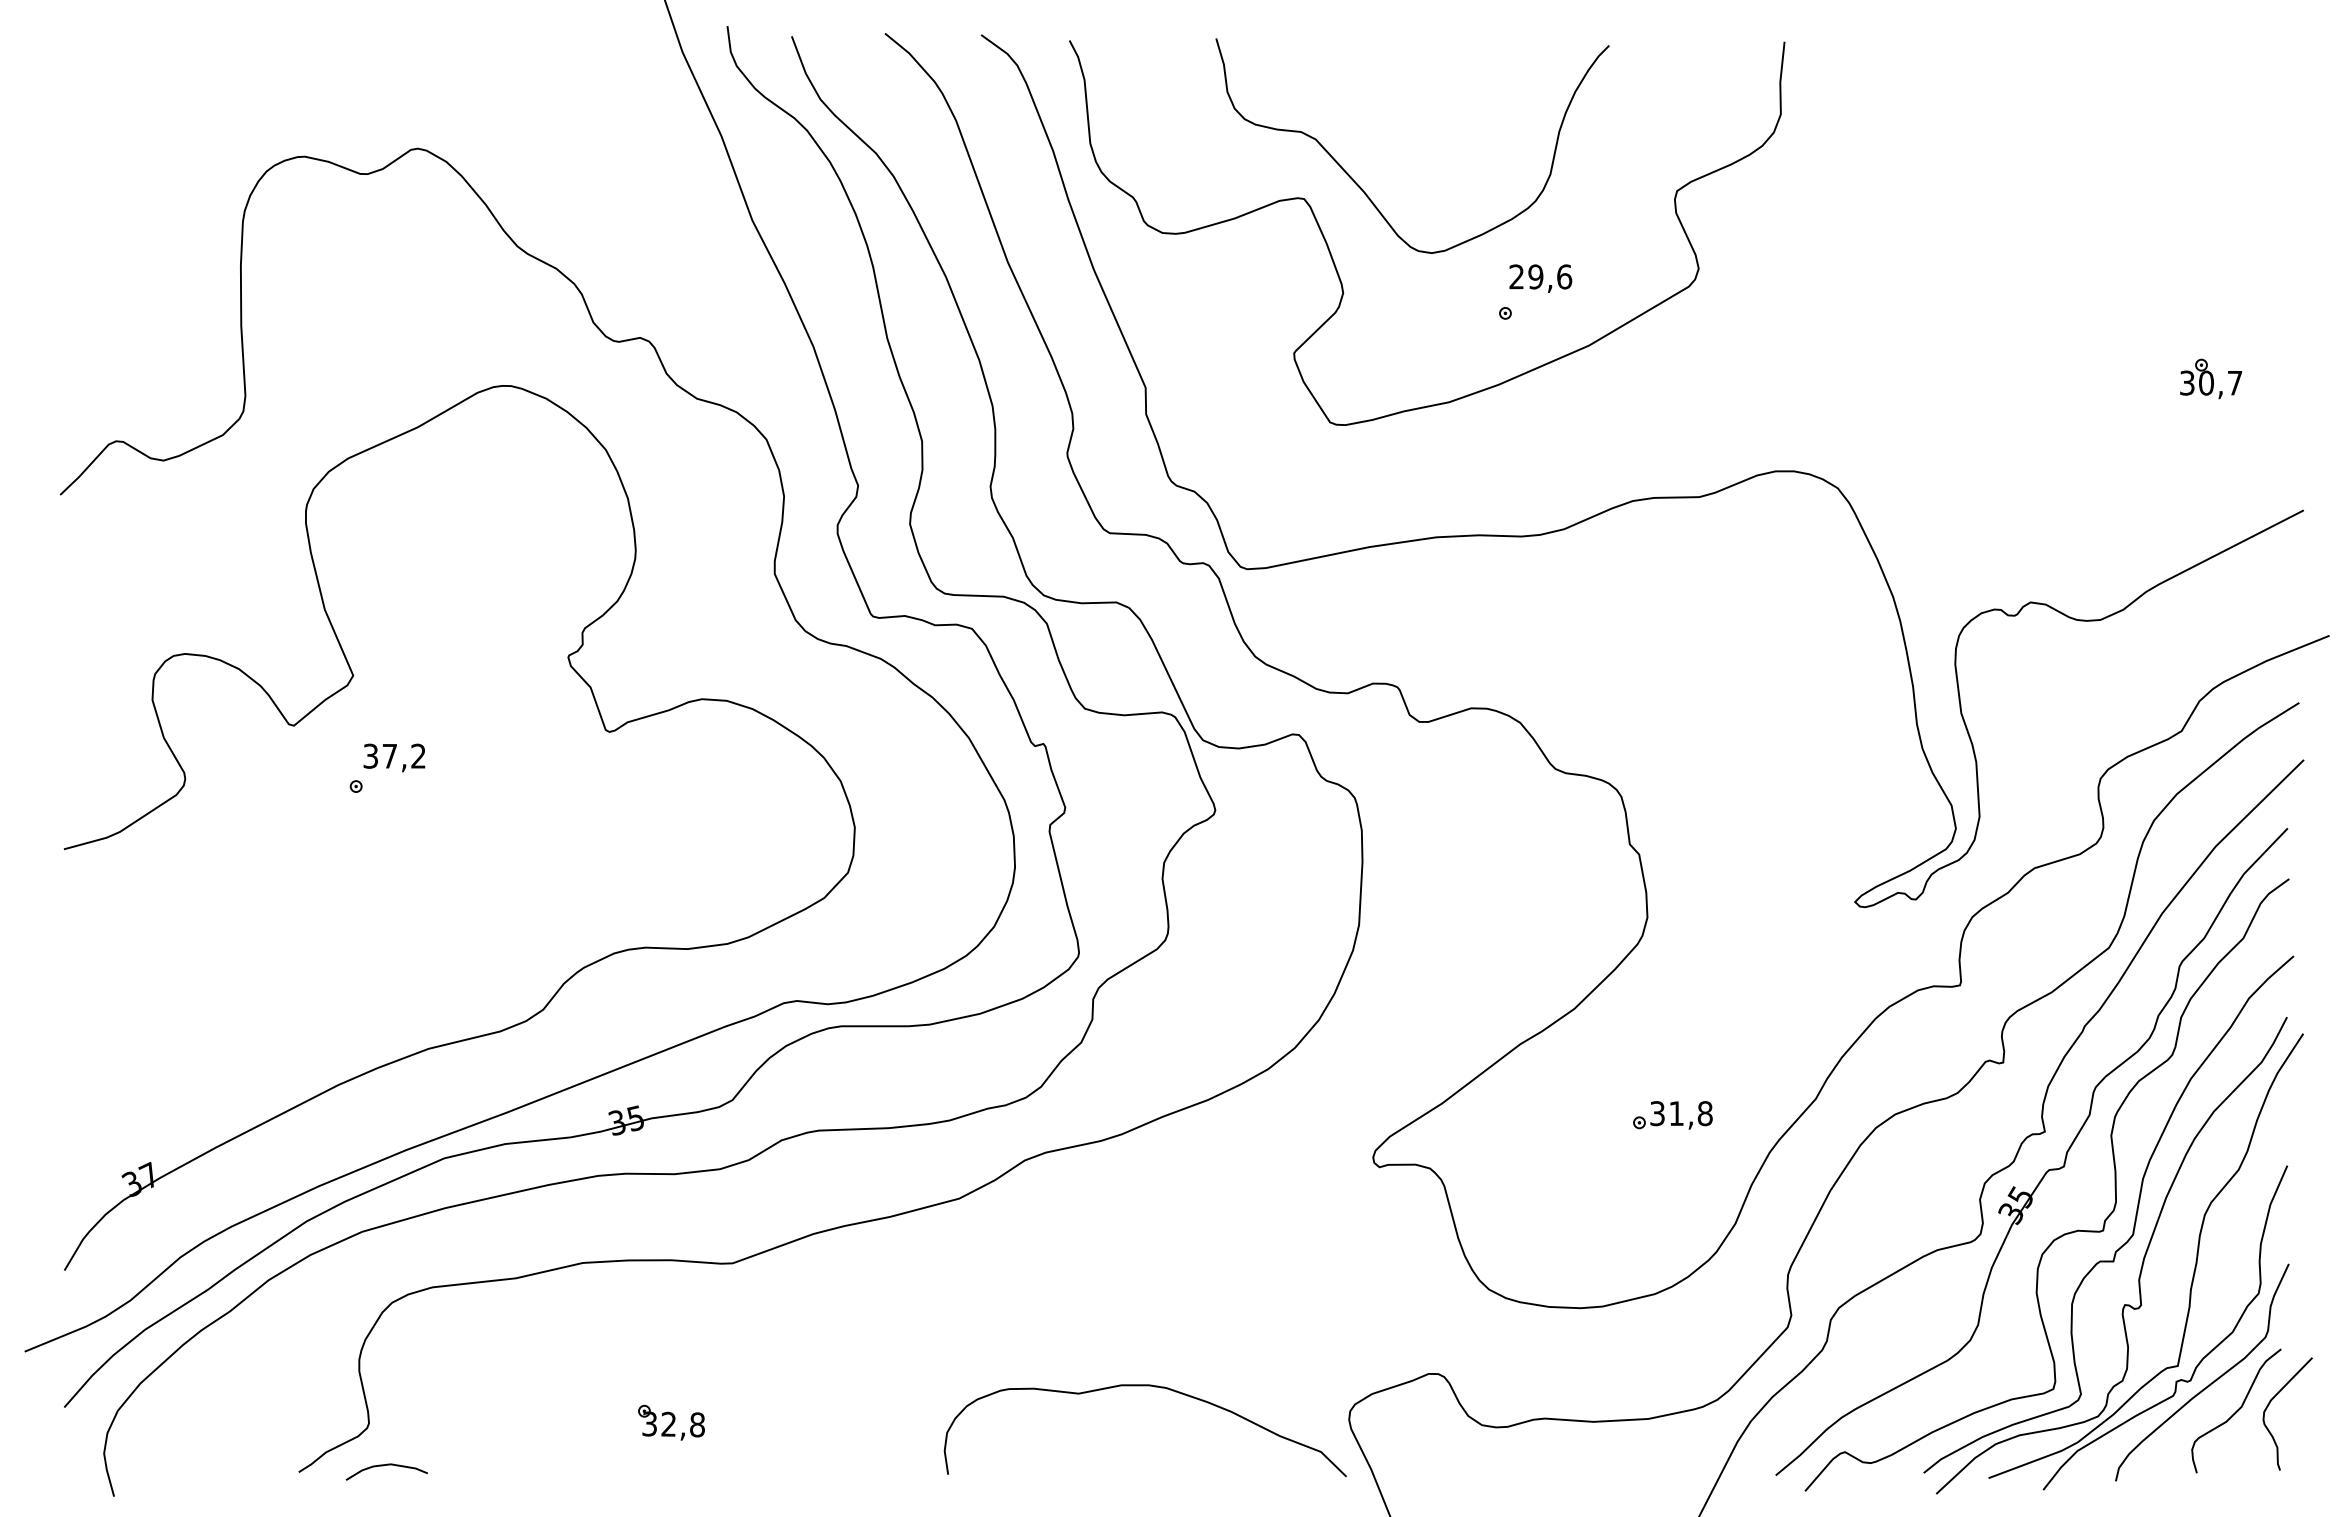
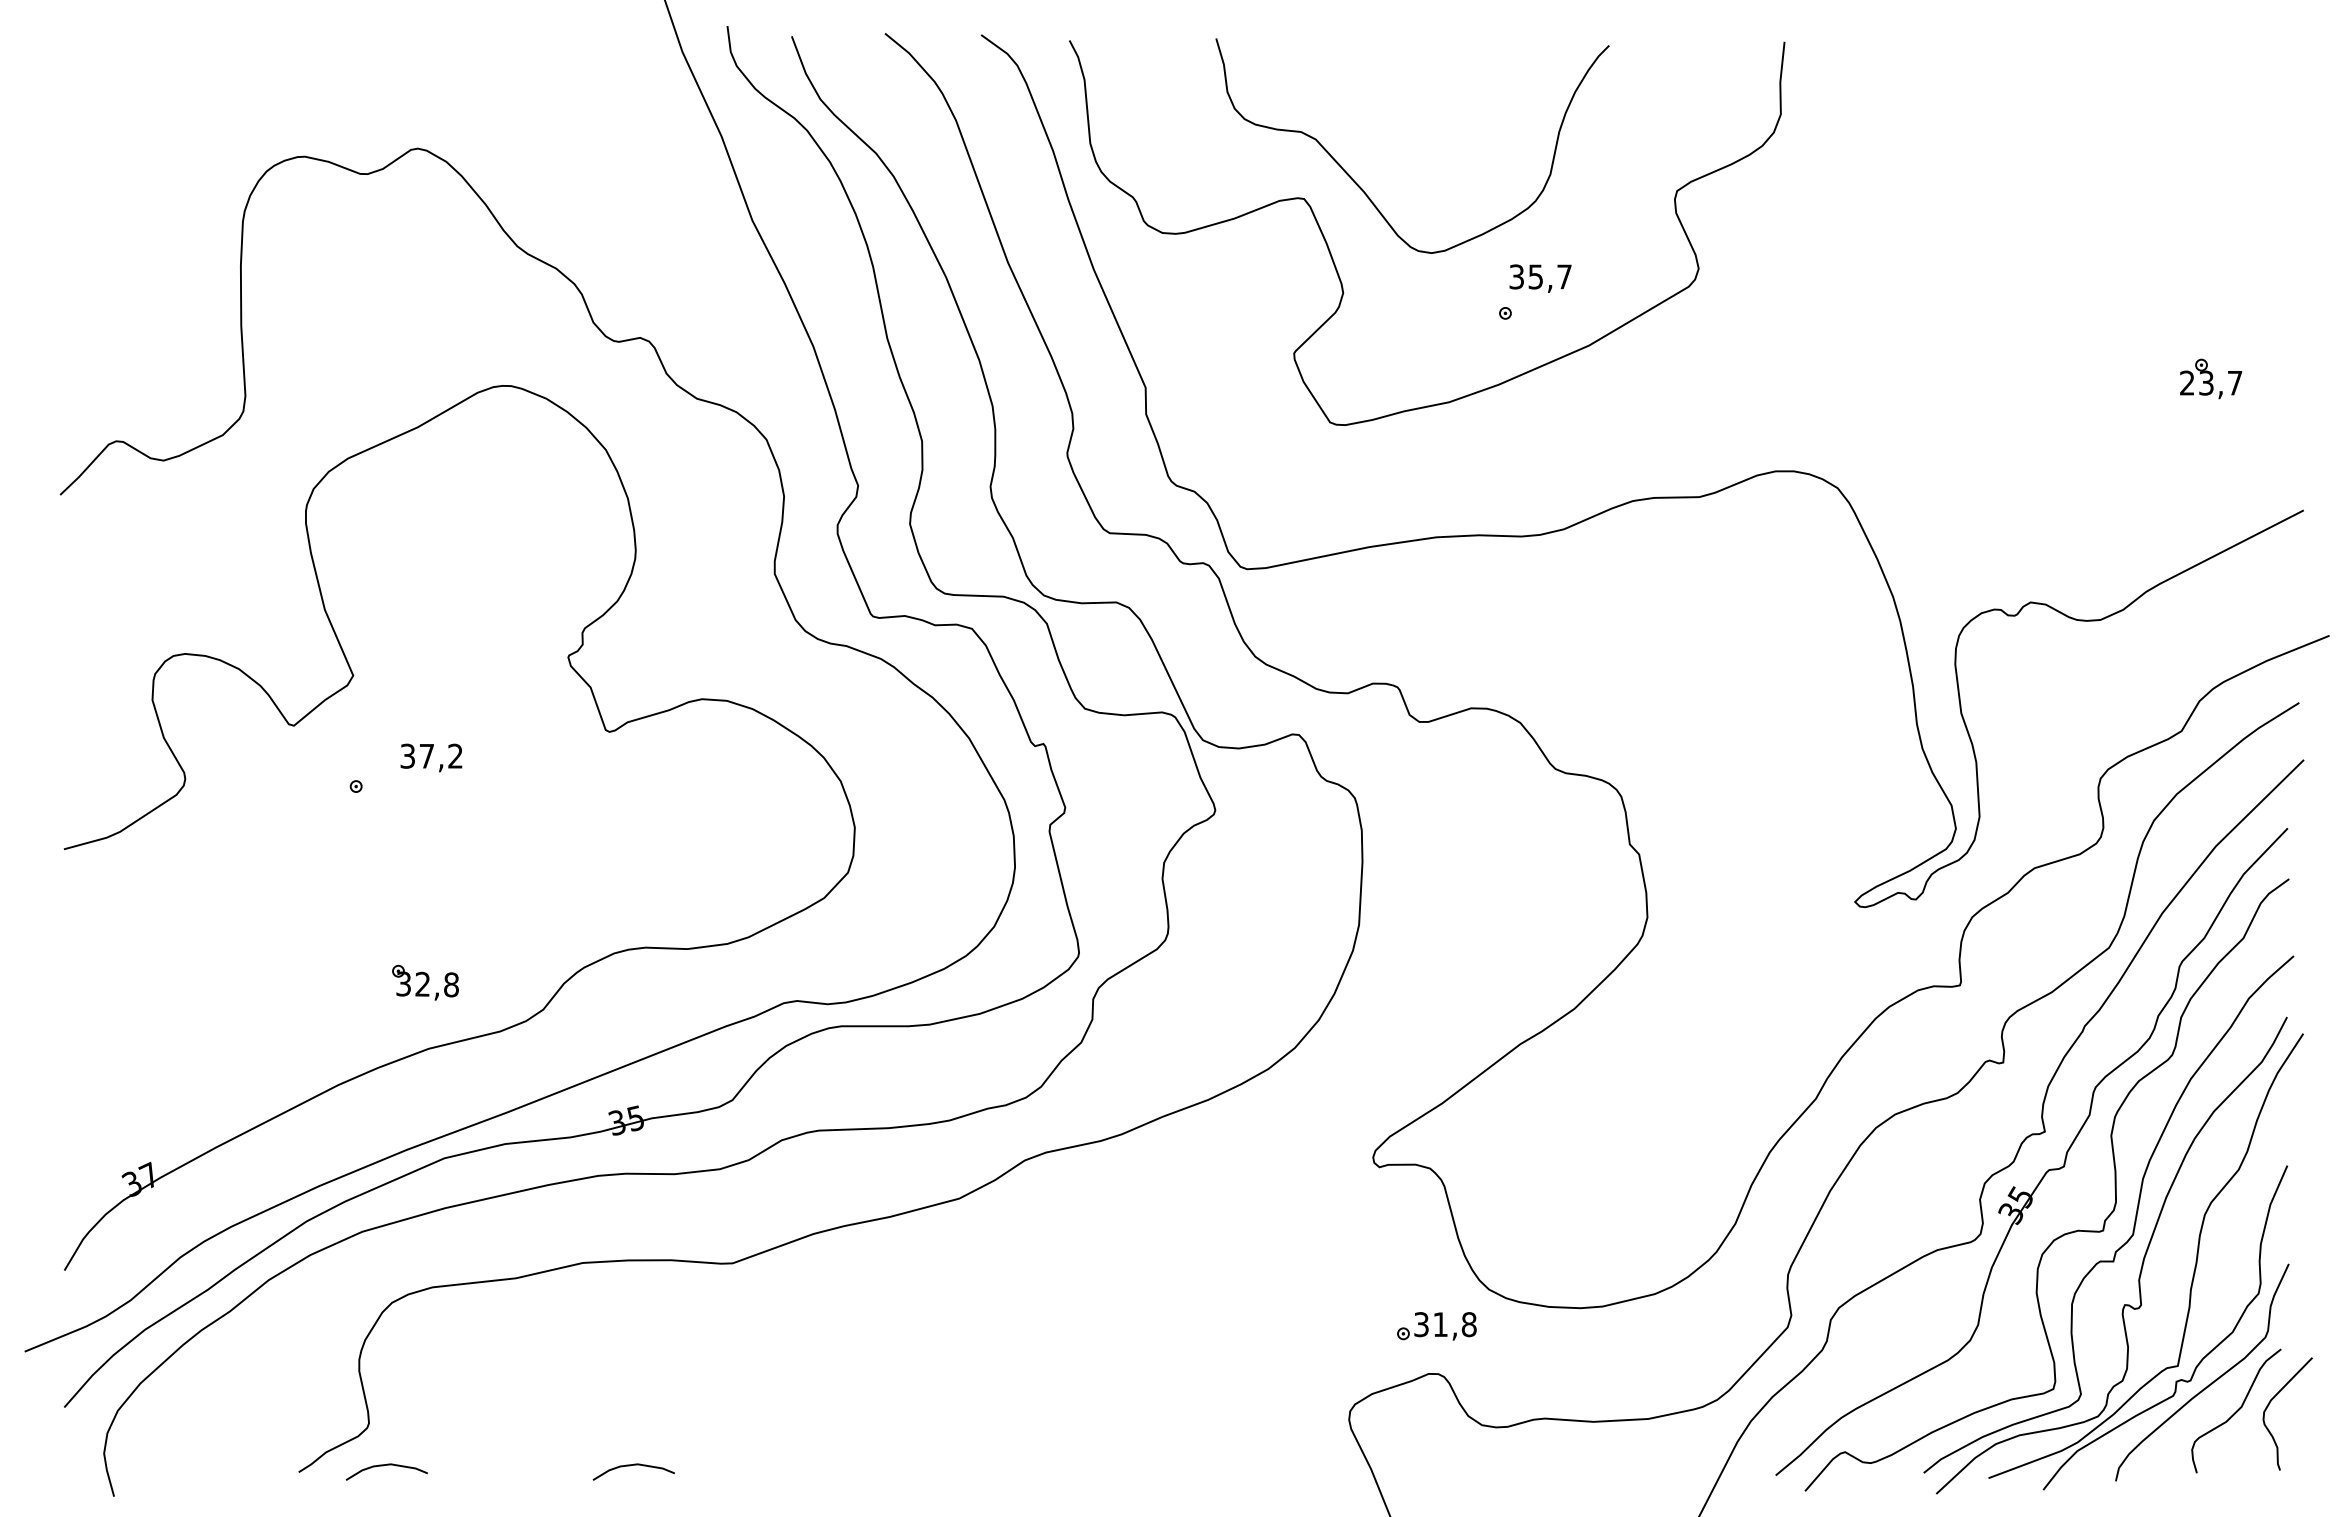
text: 29,6 -> 35,7 (1540, 276)
text: 30,7 -> 23,7 (2196, 382)
text position: (394, 757) -> (431, 757) (431, 757)
part position: (1672, 1115) -> (1436, 1326) (1436, 1326)
curve: present -> none (1144, 1386)
part position: (671, 1422) -> (425, 982) (425, 982)
curve: none -> present (630, 1466)
